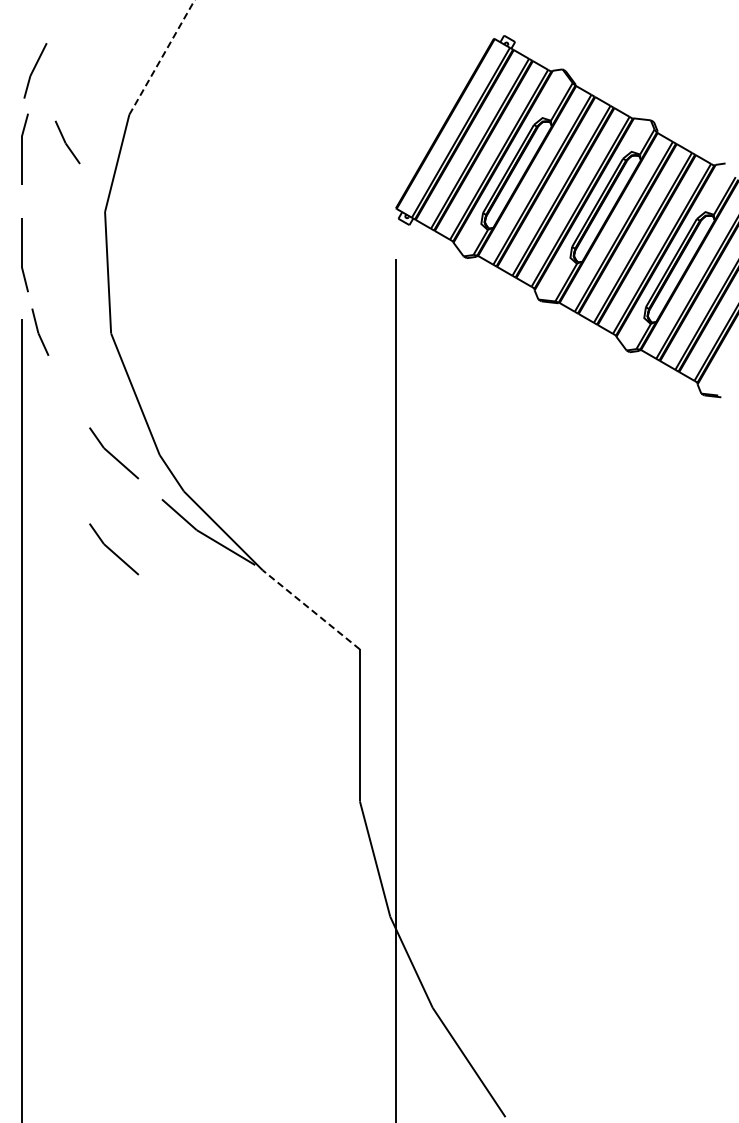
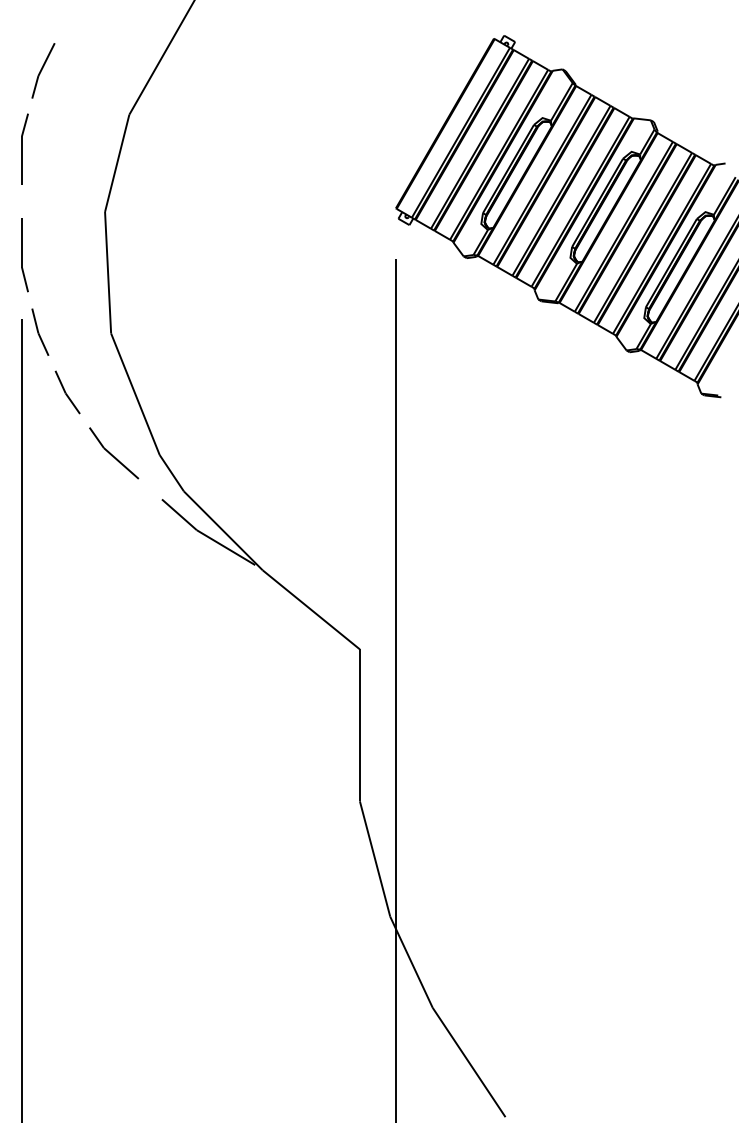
line: dashed -> solid (162, 57)
part position: (35, 70) -> (43, 70) (43, 70)
part position: (67, 142) -> (67, 392) (67, 392)
part: present -> none (114, 549)
line: dashed -> solid (311, 609)
